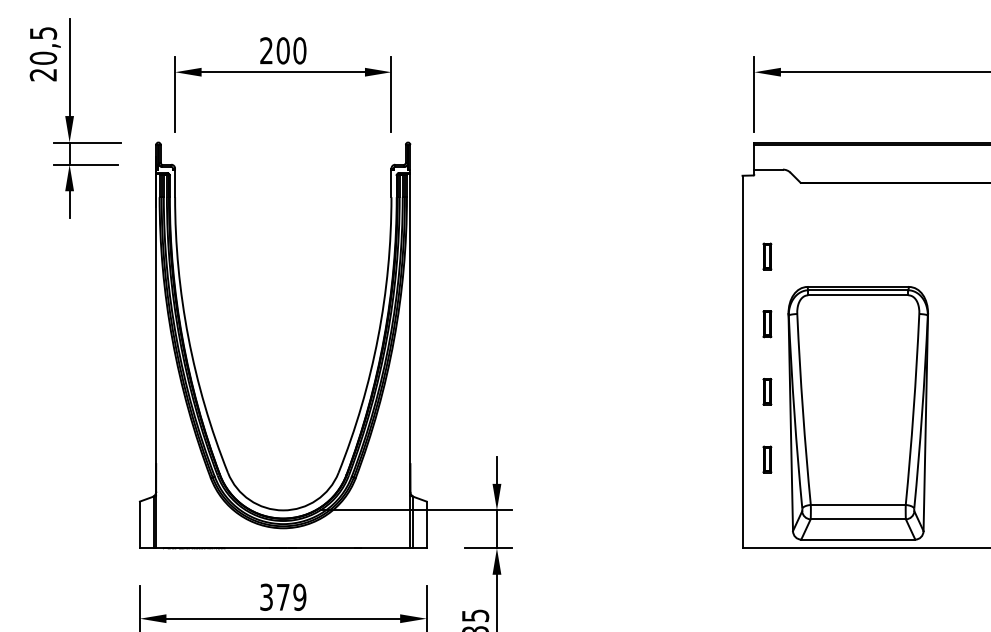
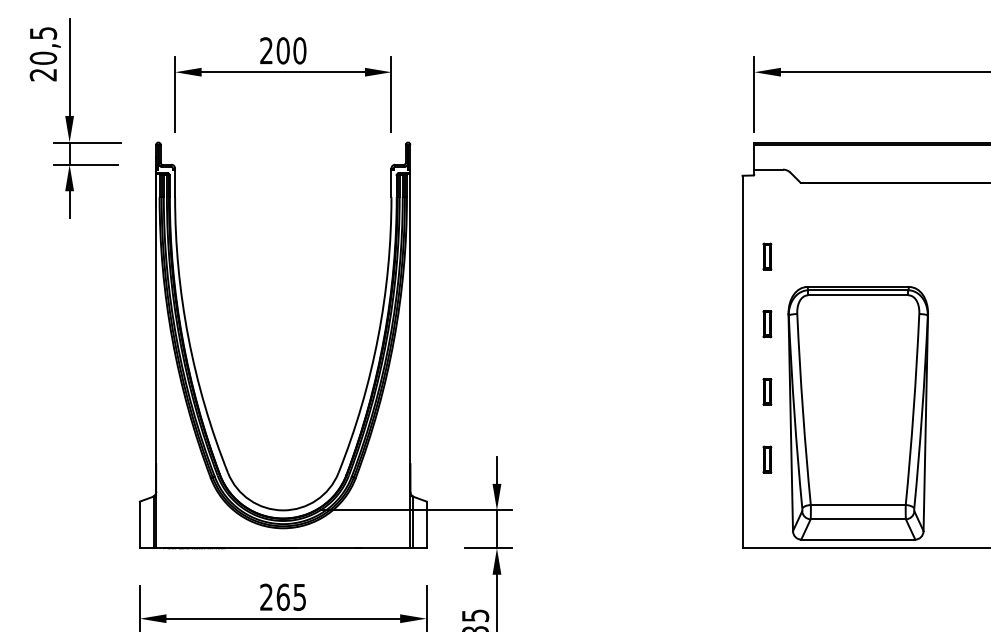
text: 379 -> 265 (283, 596)
